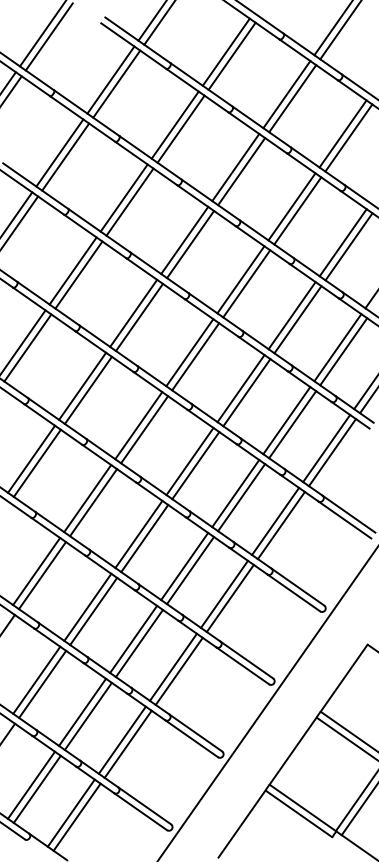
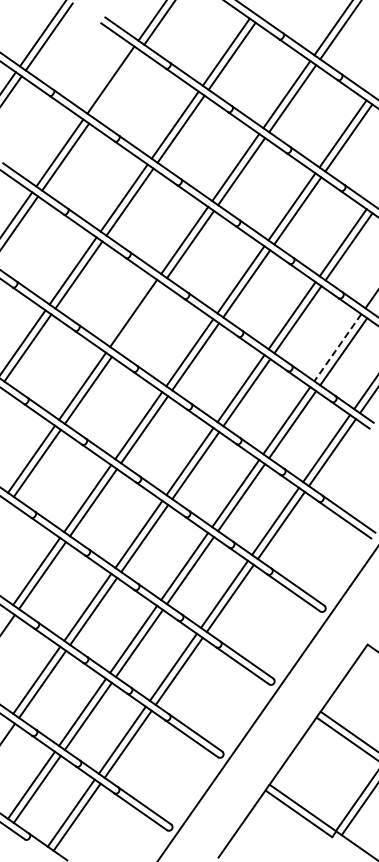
line: present -> none (116, 83)
line: present -> none (139, 317)
line: solid -> dashed (337, 347)
